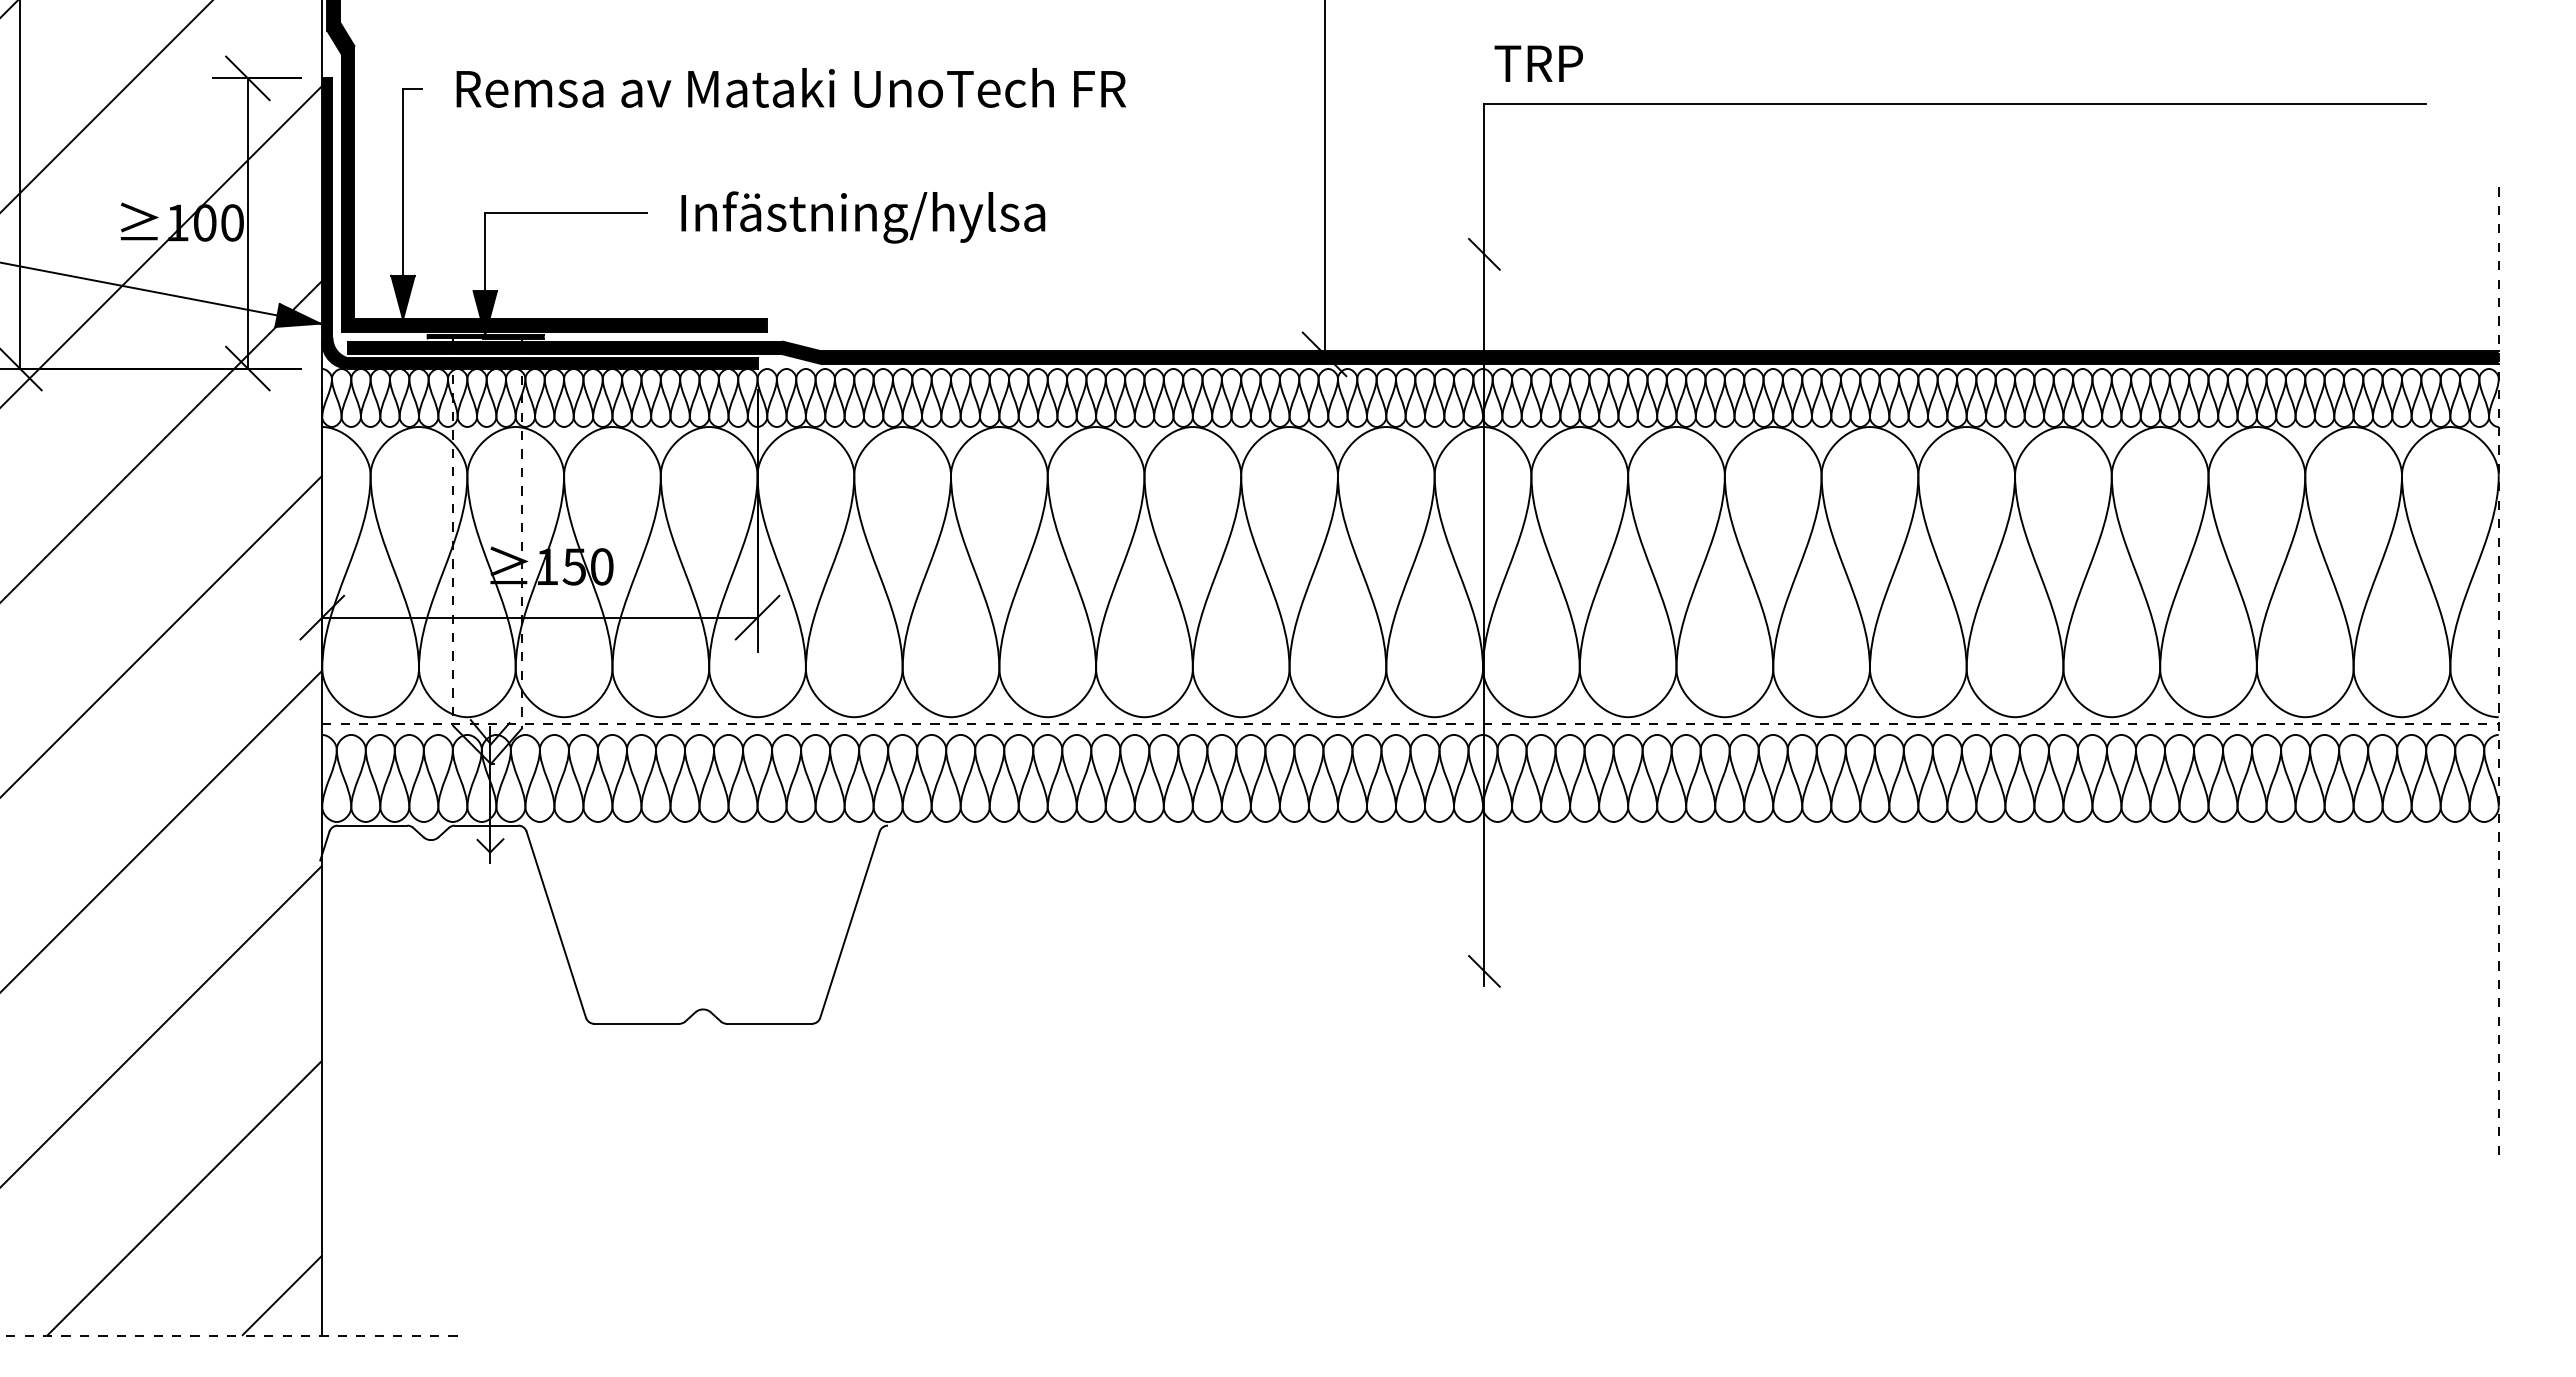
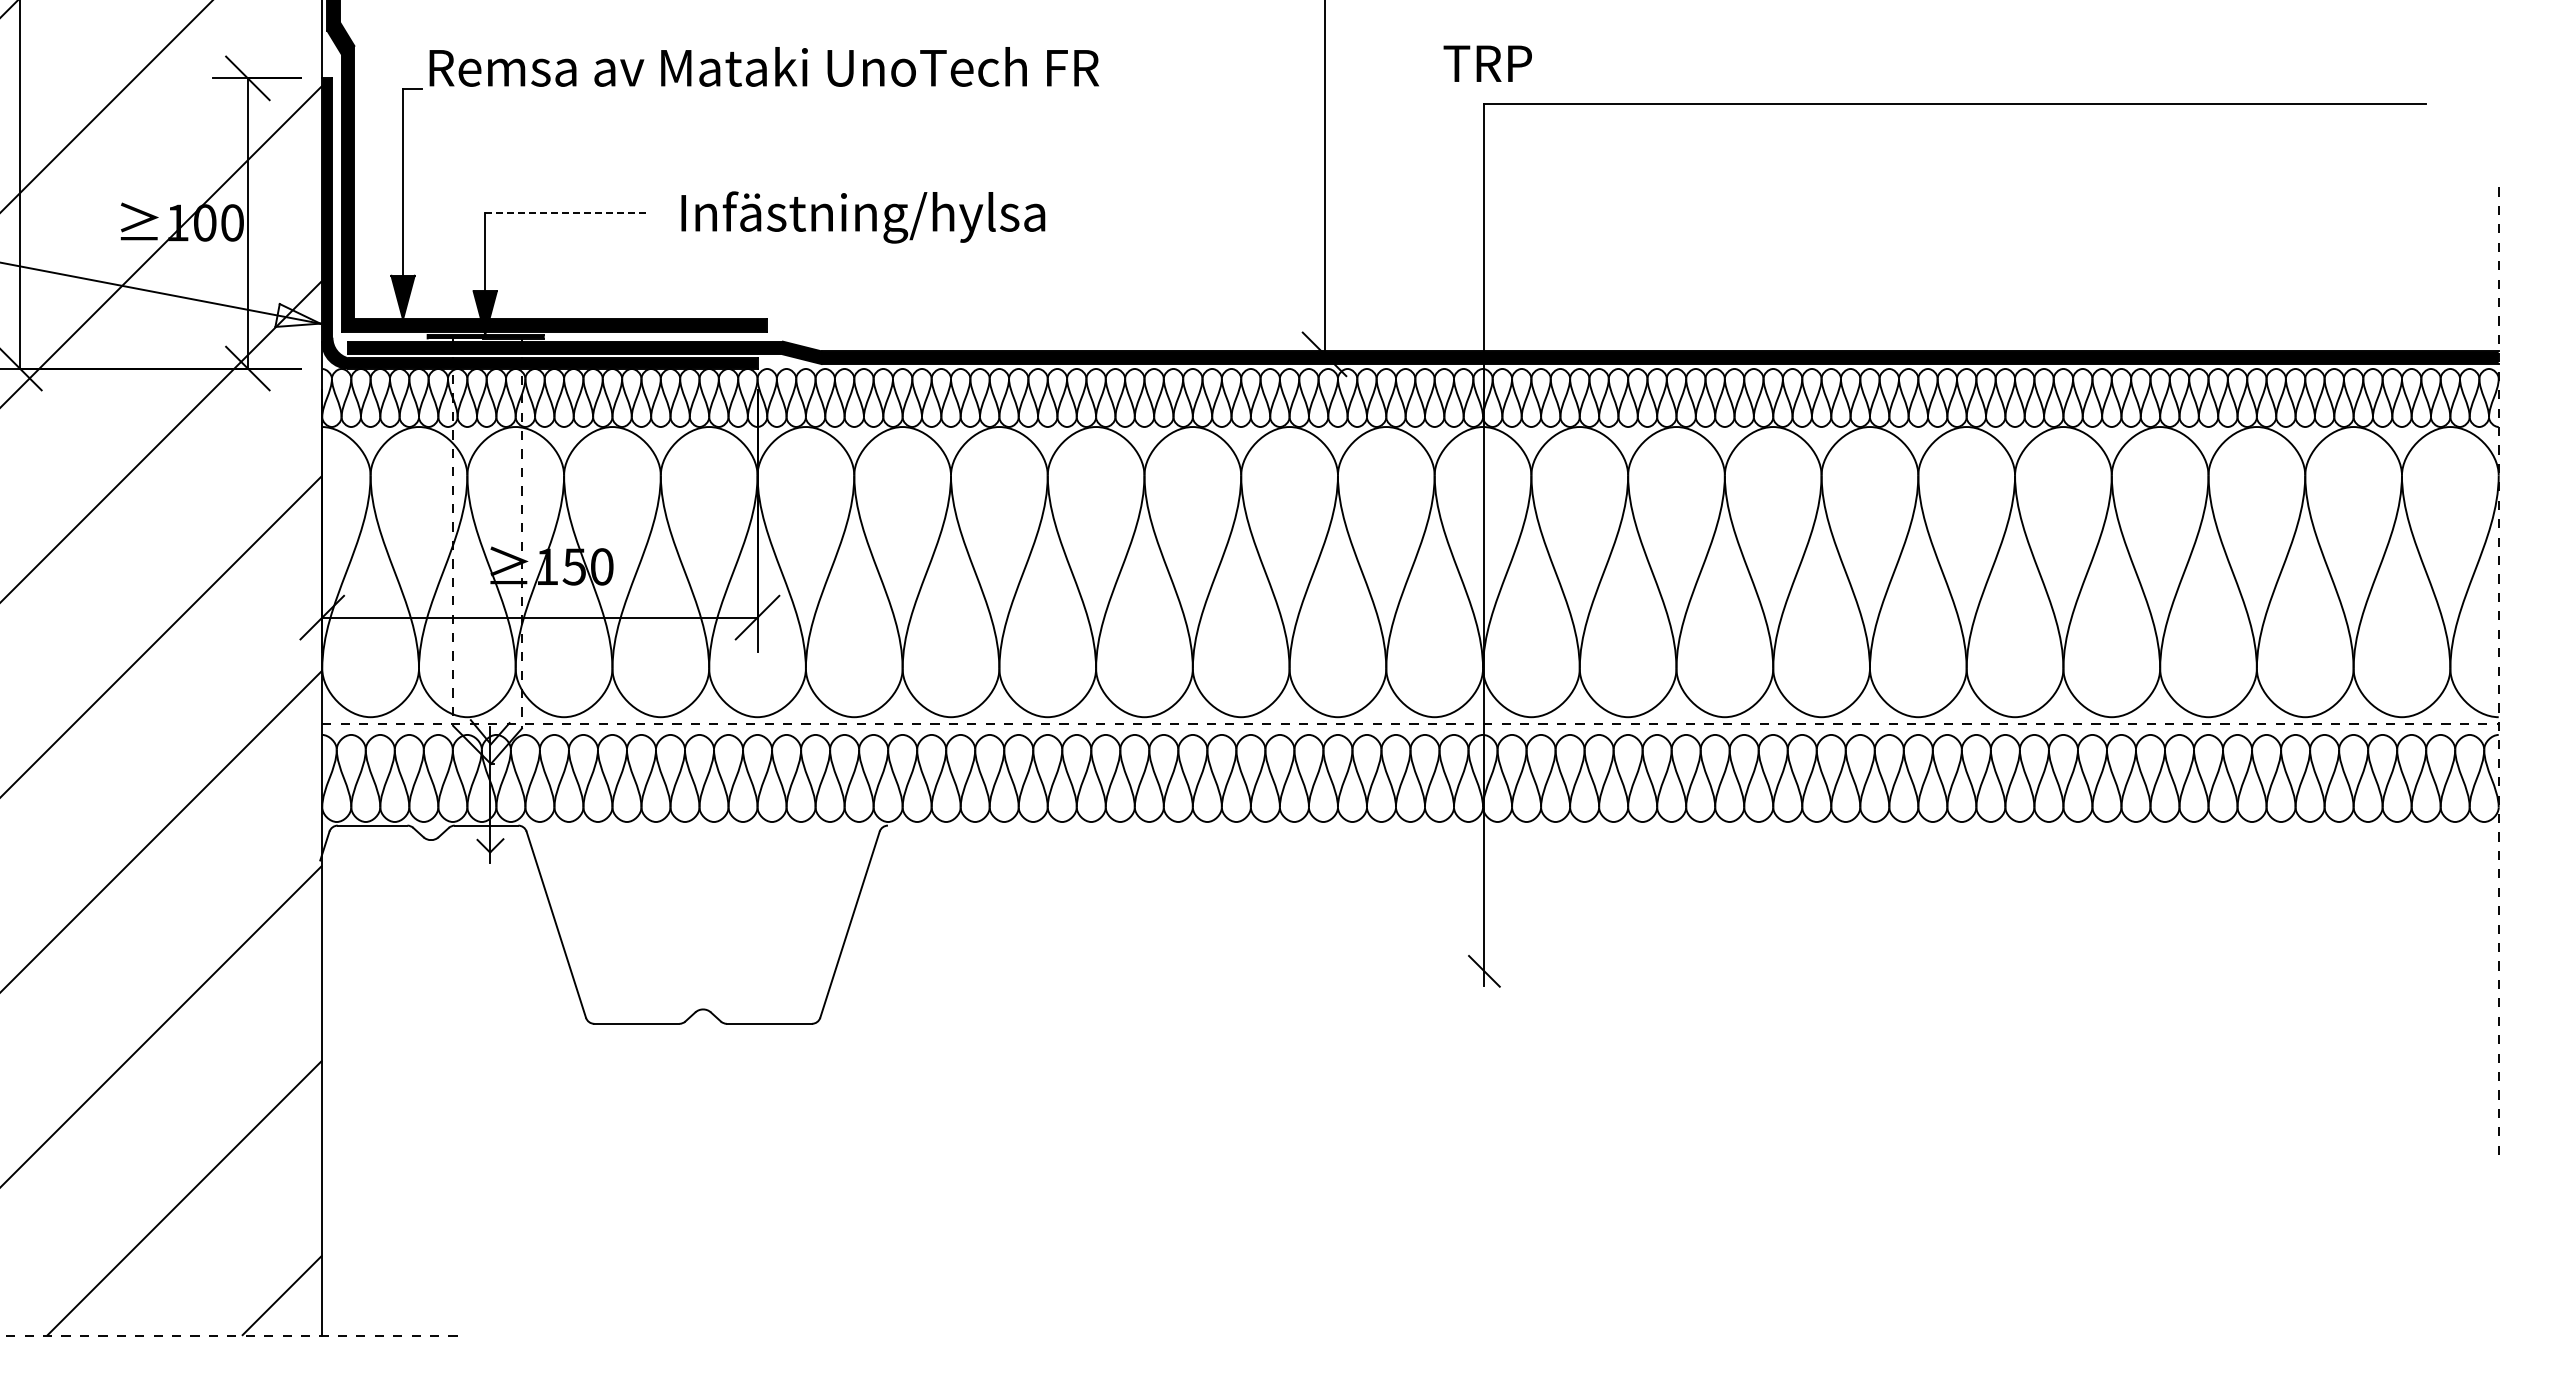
text position: (1538, 63) -> (1487, 63) (1487, 63)
text position: (790, 87) -> (763, 66) (763, 66)
line: solid -> dashed (566, 213)
line: present -> none (1484, 254)
fill: present -> none (297, 315)
